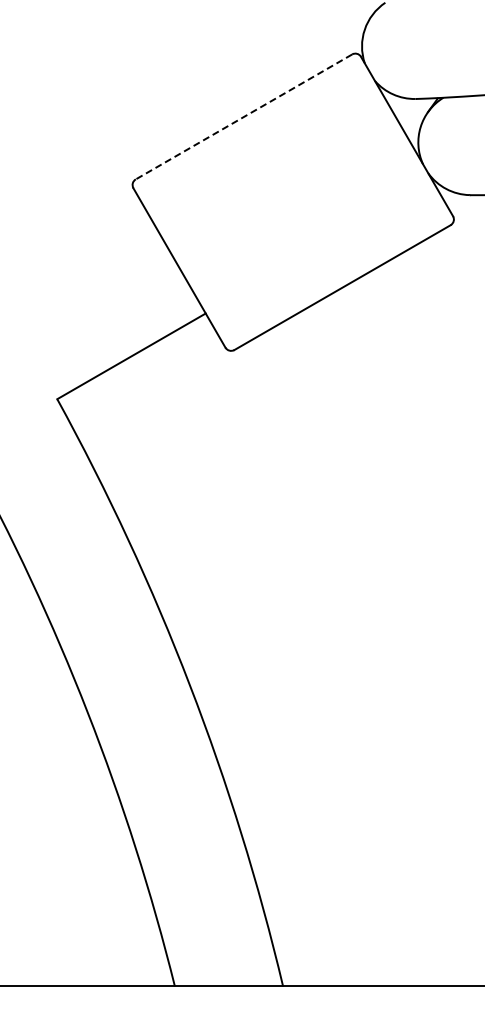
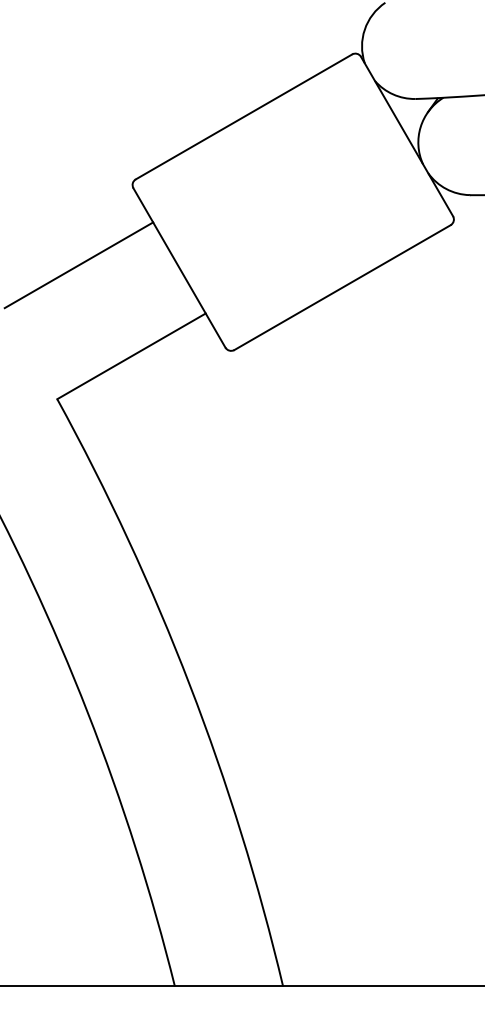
line: dashed -> solid (244, 116)
line: none -> present (78, 265)
